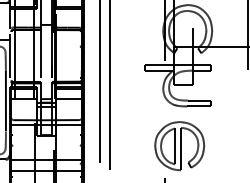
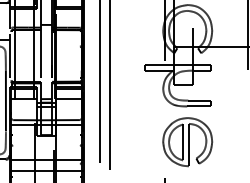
part position: (179, 146) -> (187, 142) (187, 142)
